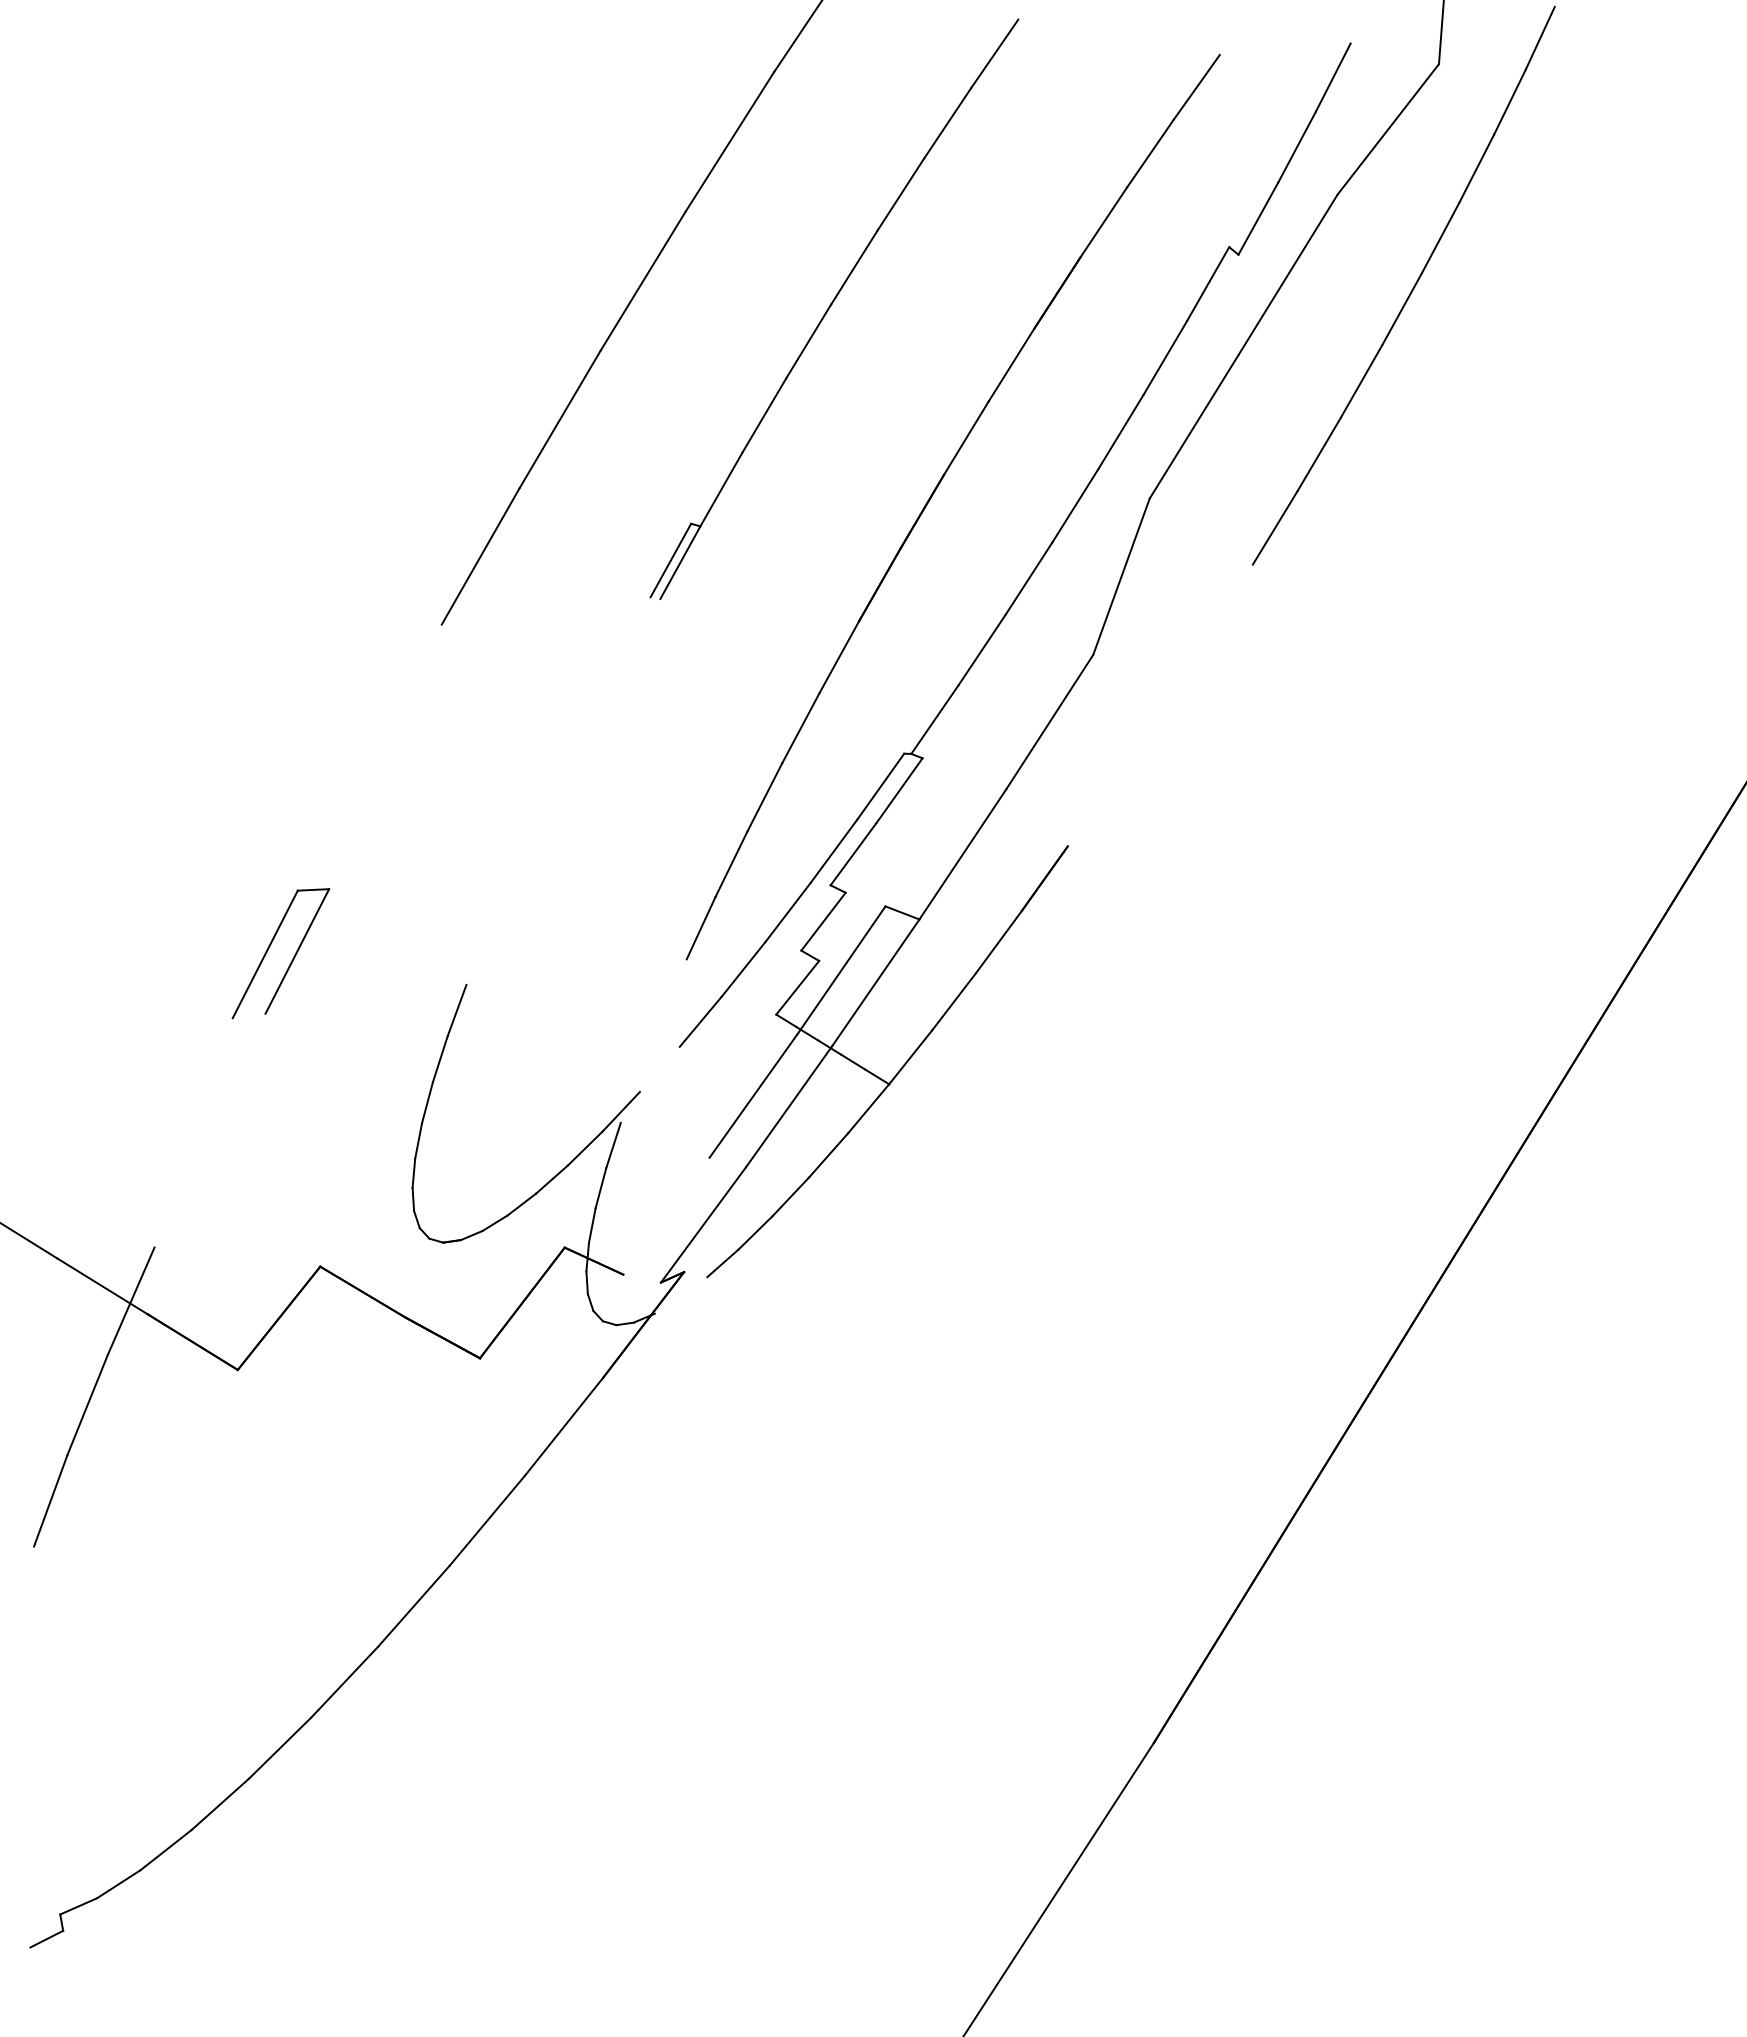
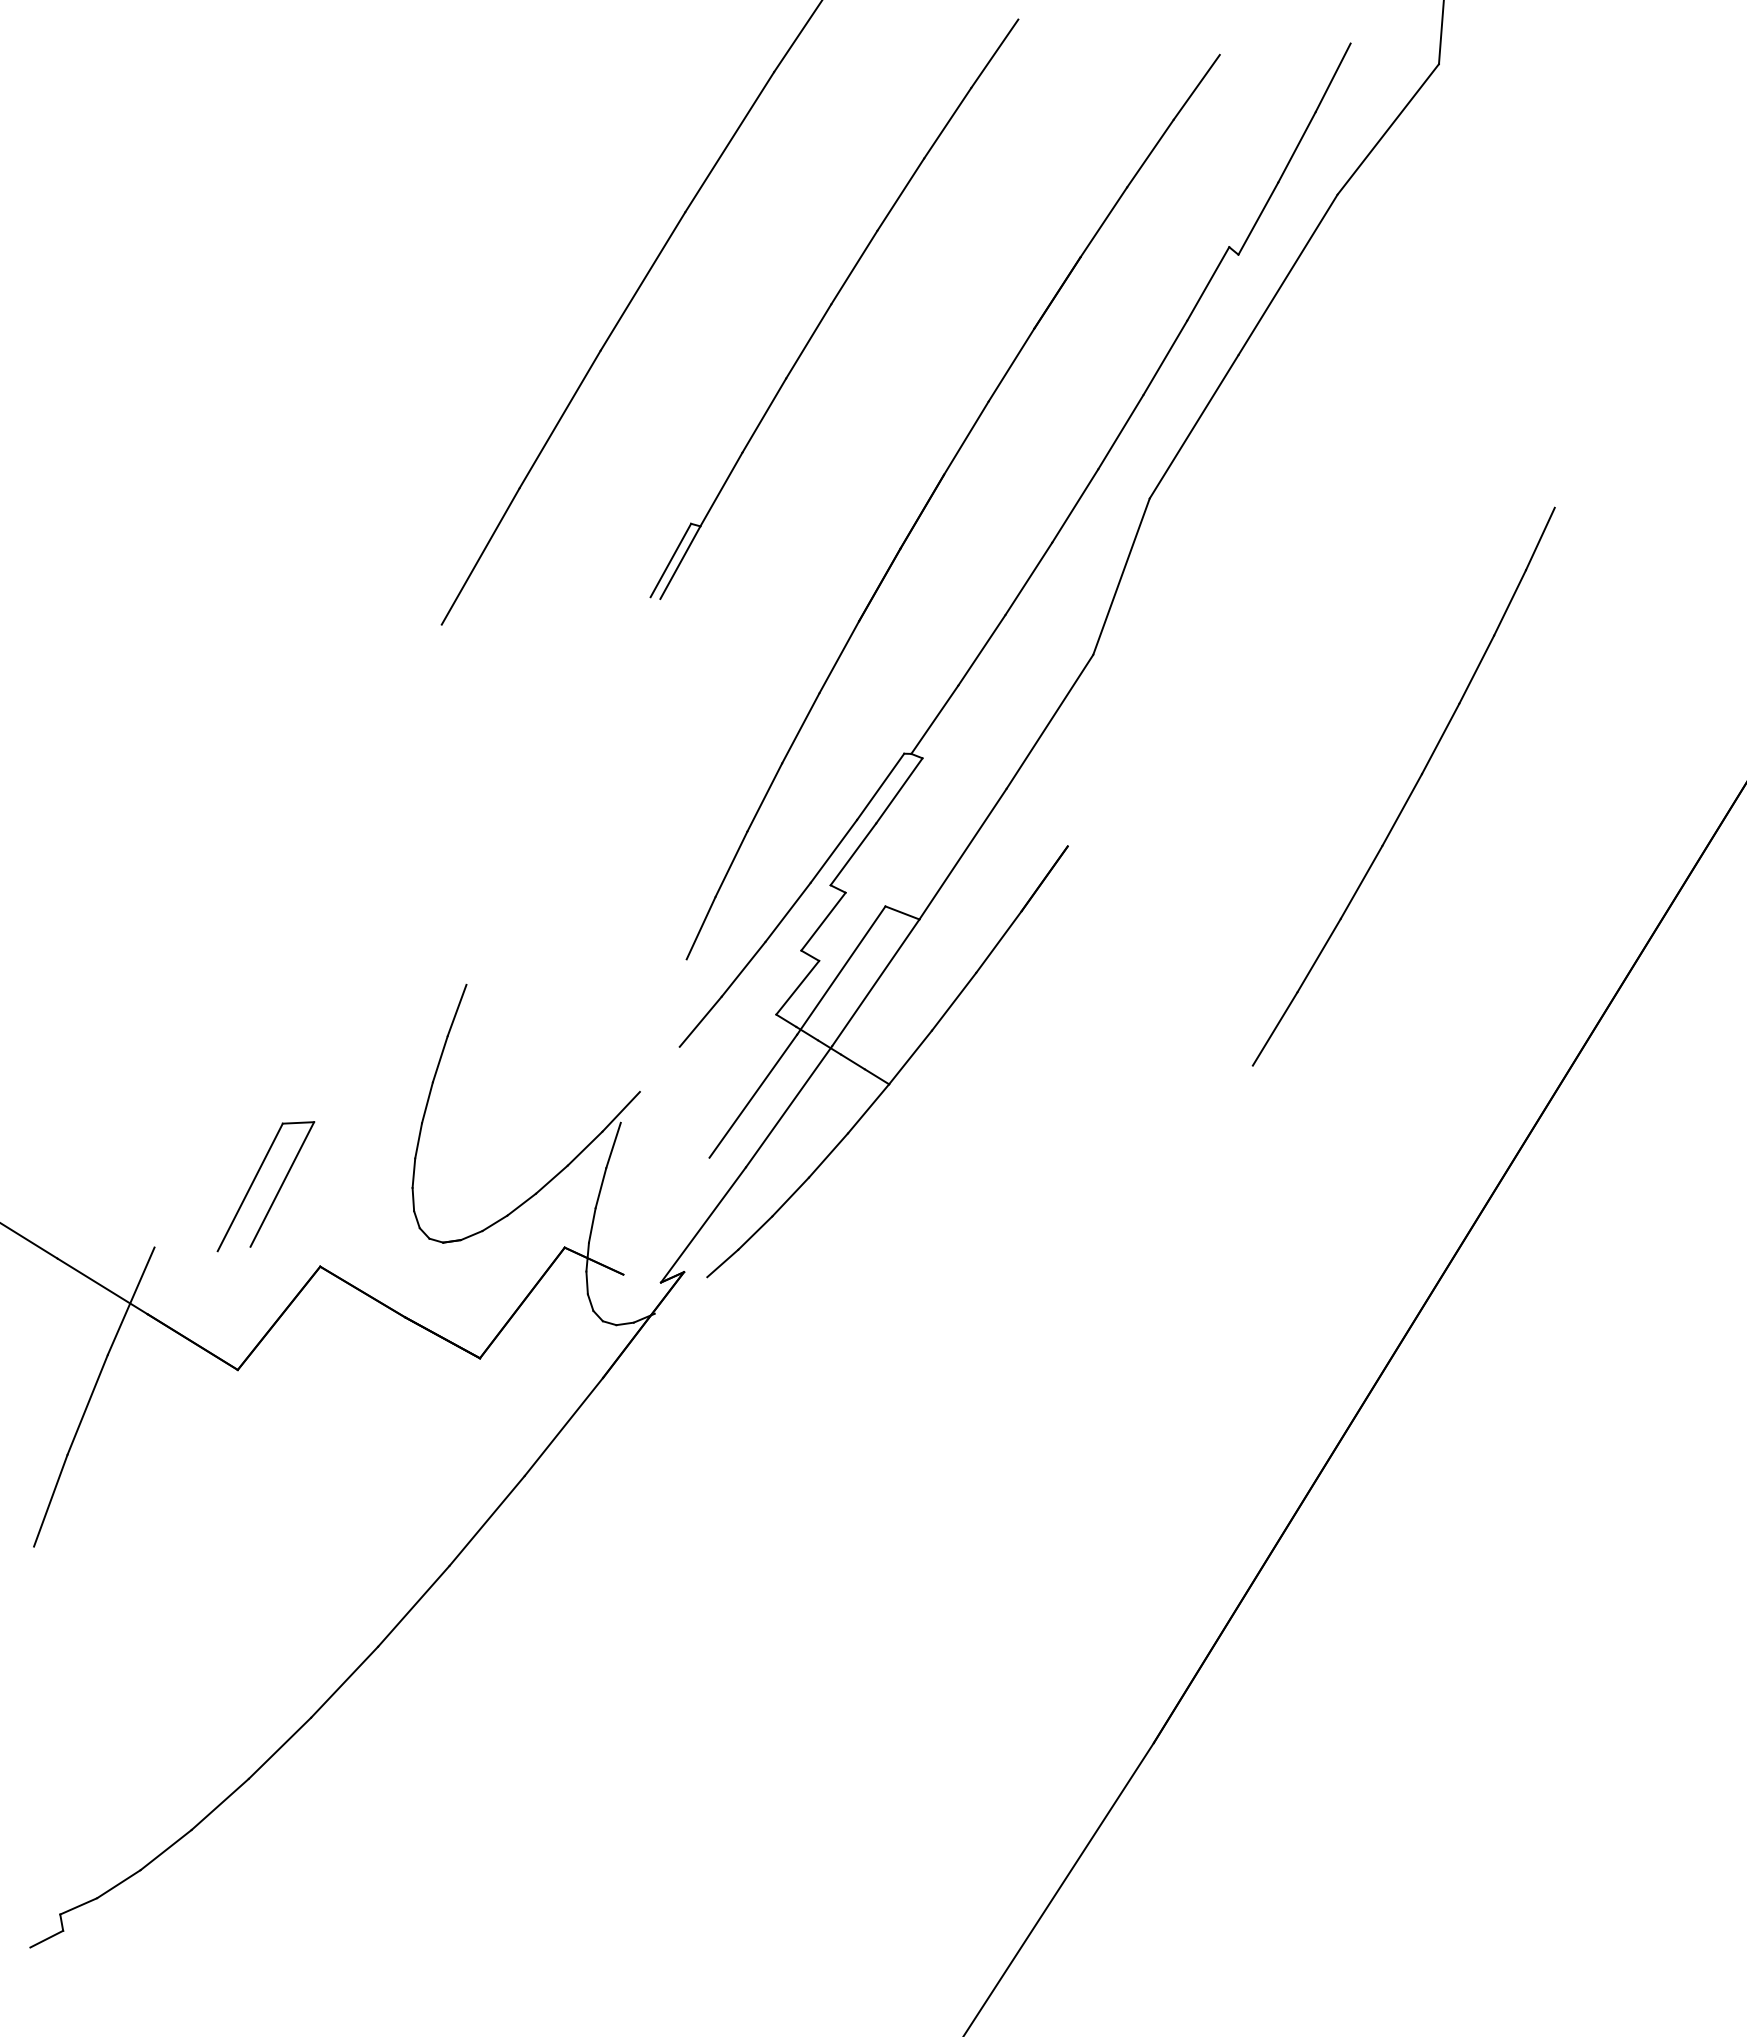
part position: (1411, 289) -> (1411, 790) (1411, 790)
part position: (269, 948) -> (254, 1181) (254, 1181)
